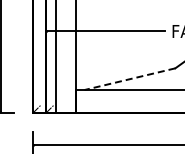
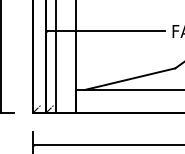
line: dashed -> solid (129, 79)
